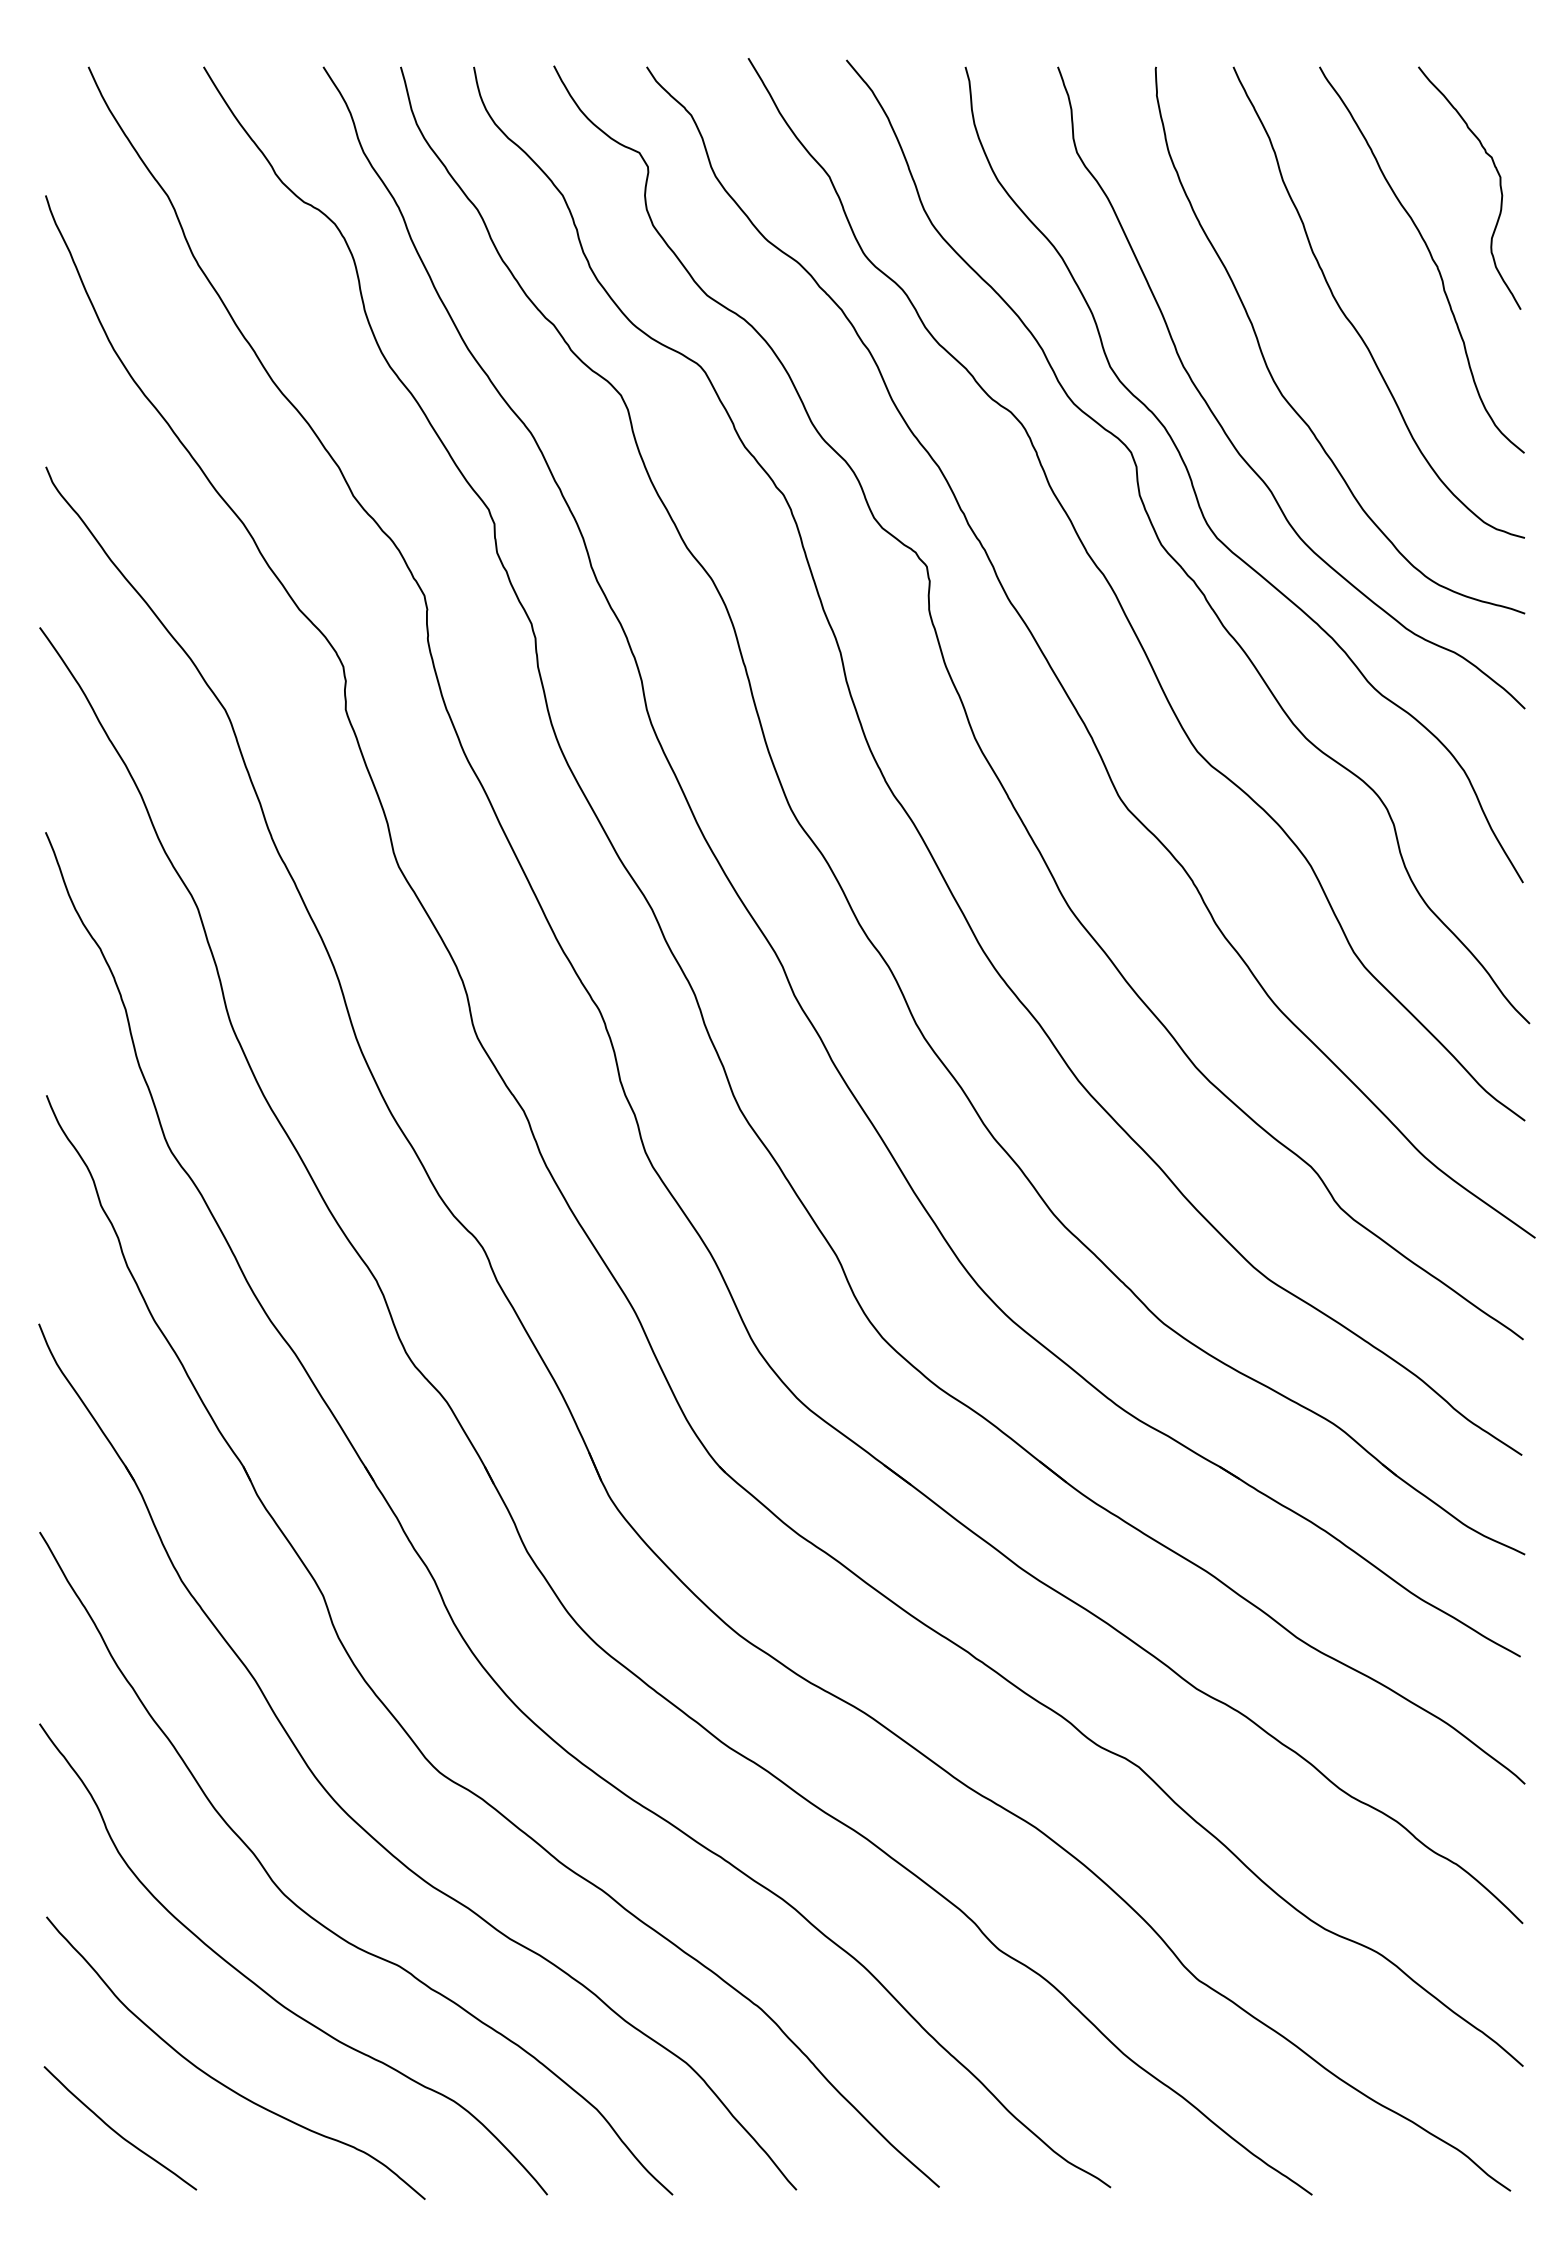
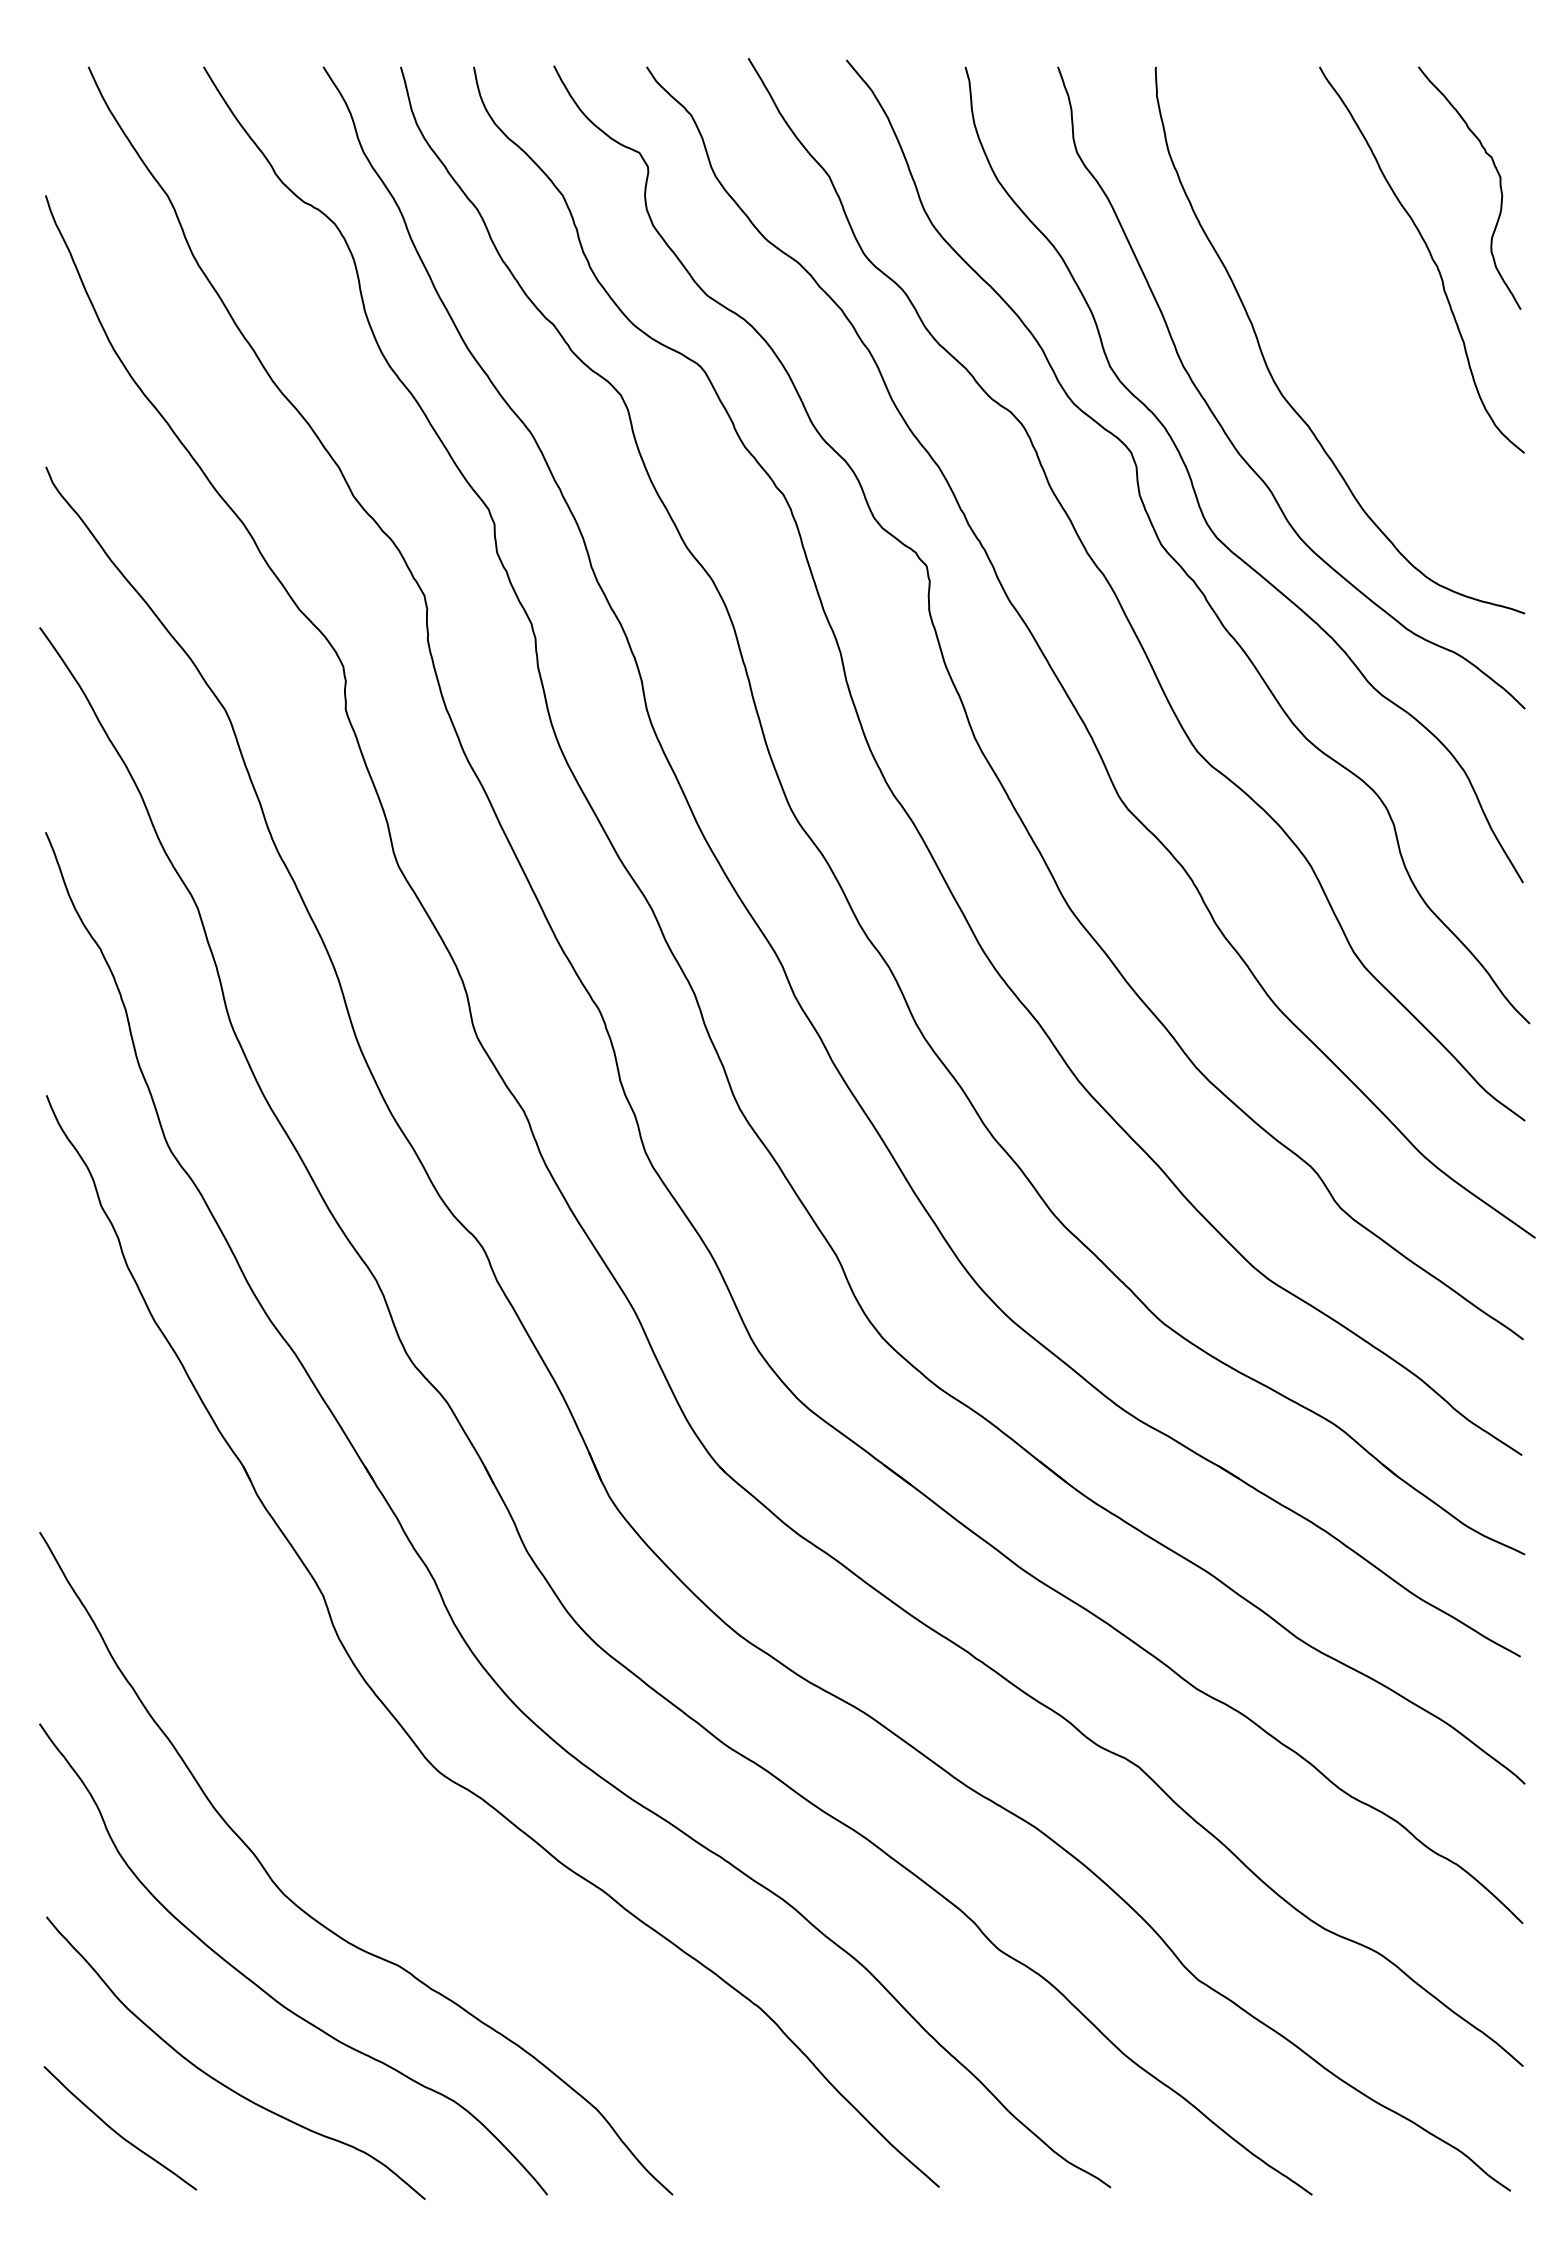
curve: present -> none (1350, 320)
part: present -> none (354, 1819)
